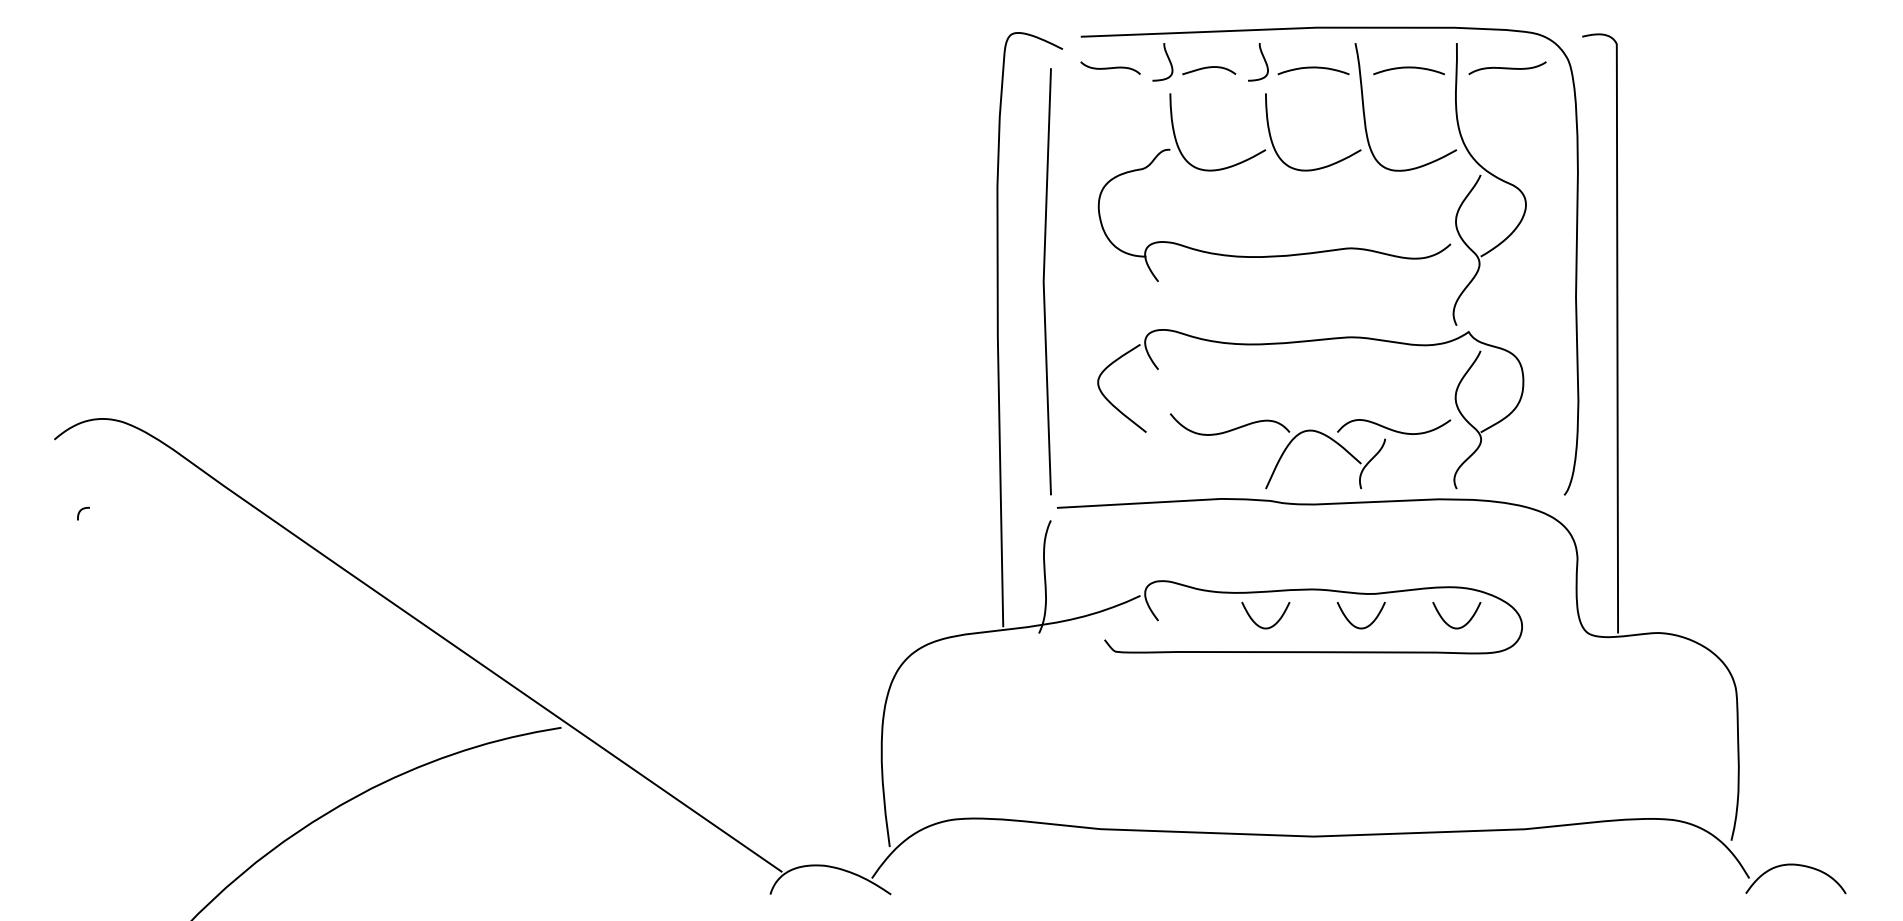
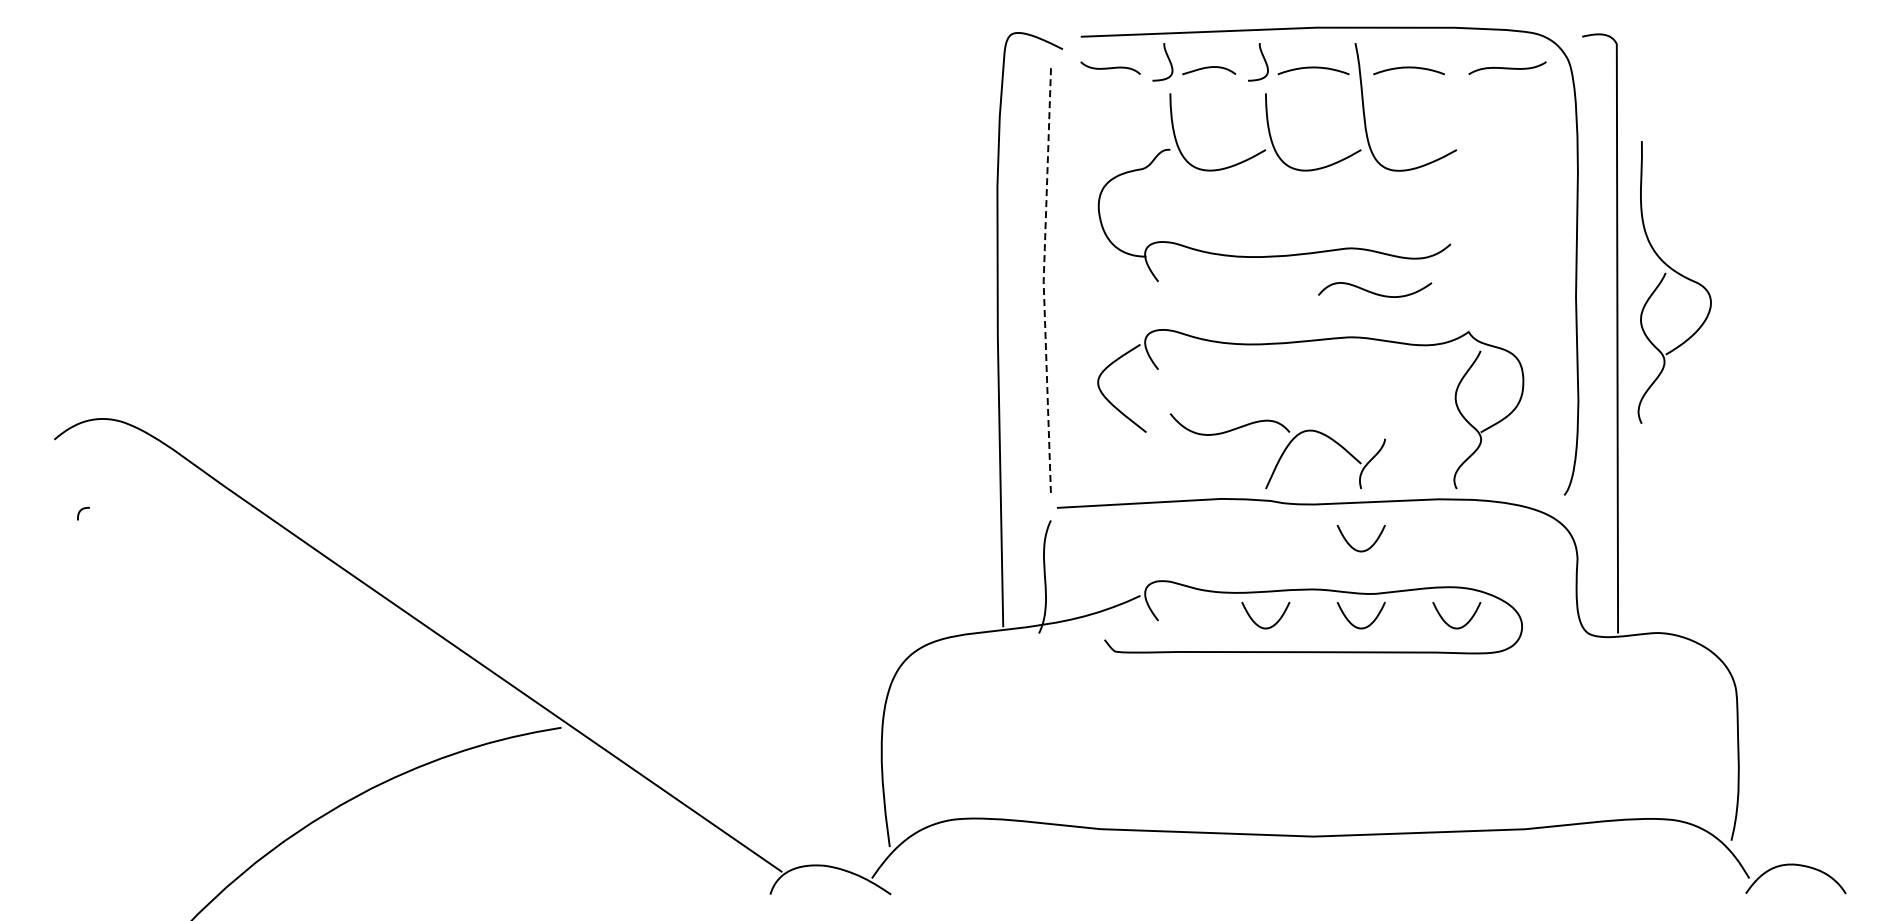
part position: (1494, 177) -> (1679, 275) (1679, 275)
line: solid -> dashed (1043, 281)
curve position: (1393, 429) -> (1374, 292) (1374, 292)
curve: none -> present (1355, 548)
